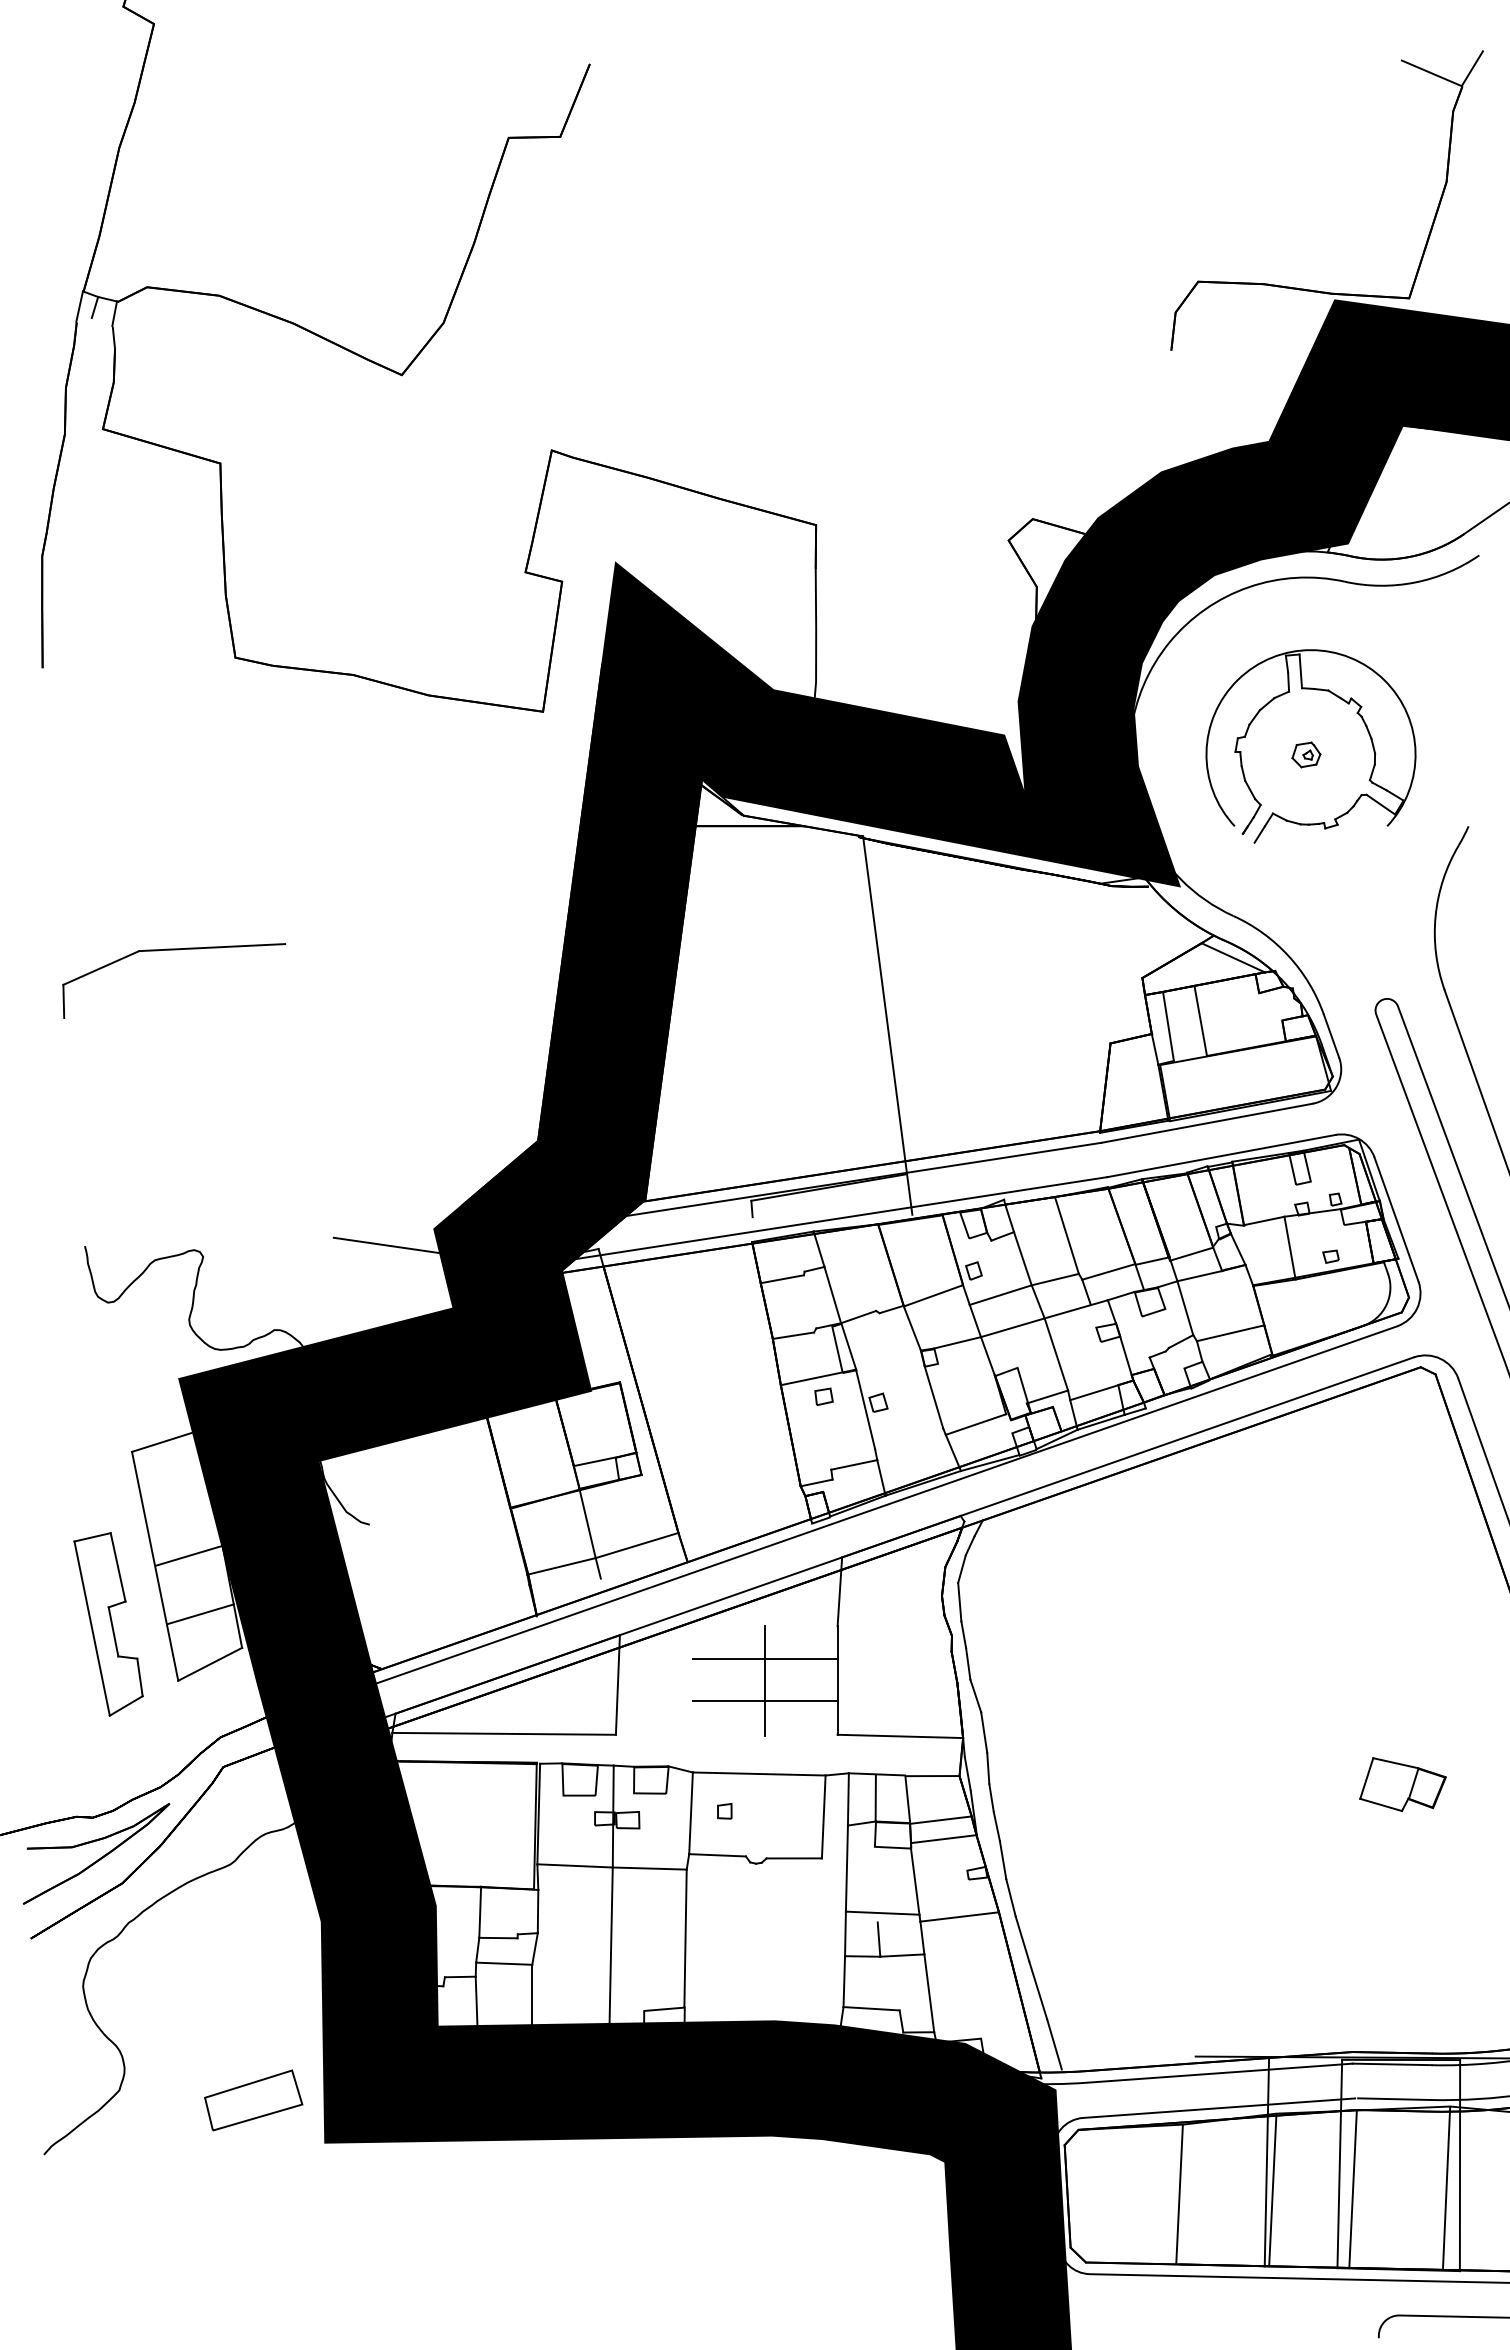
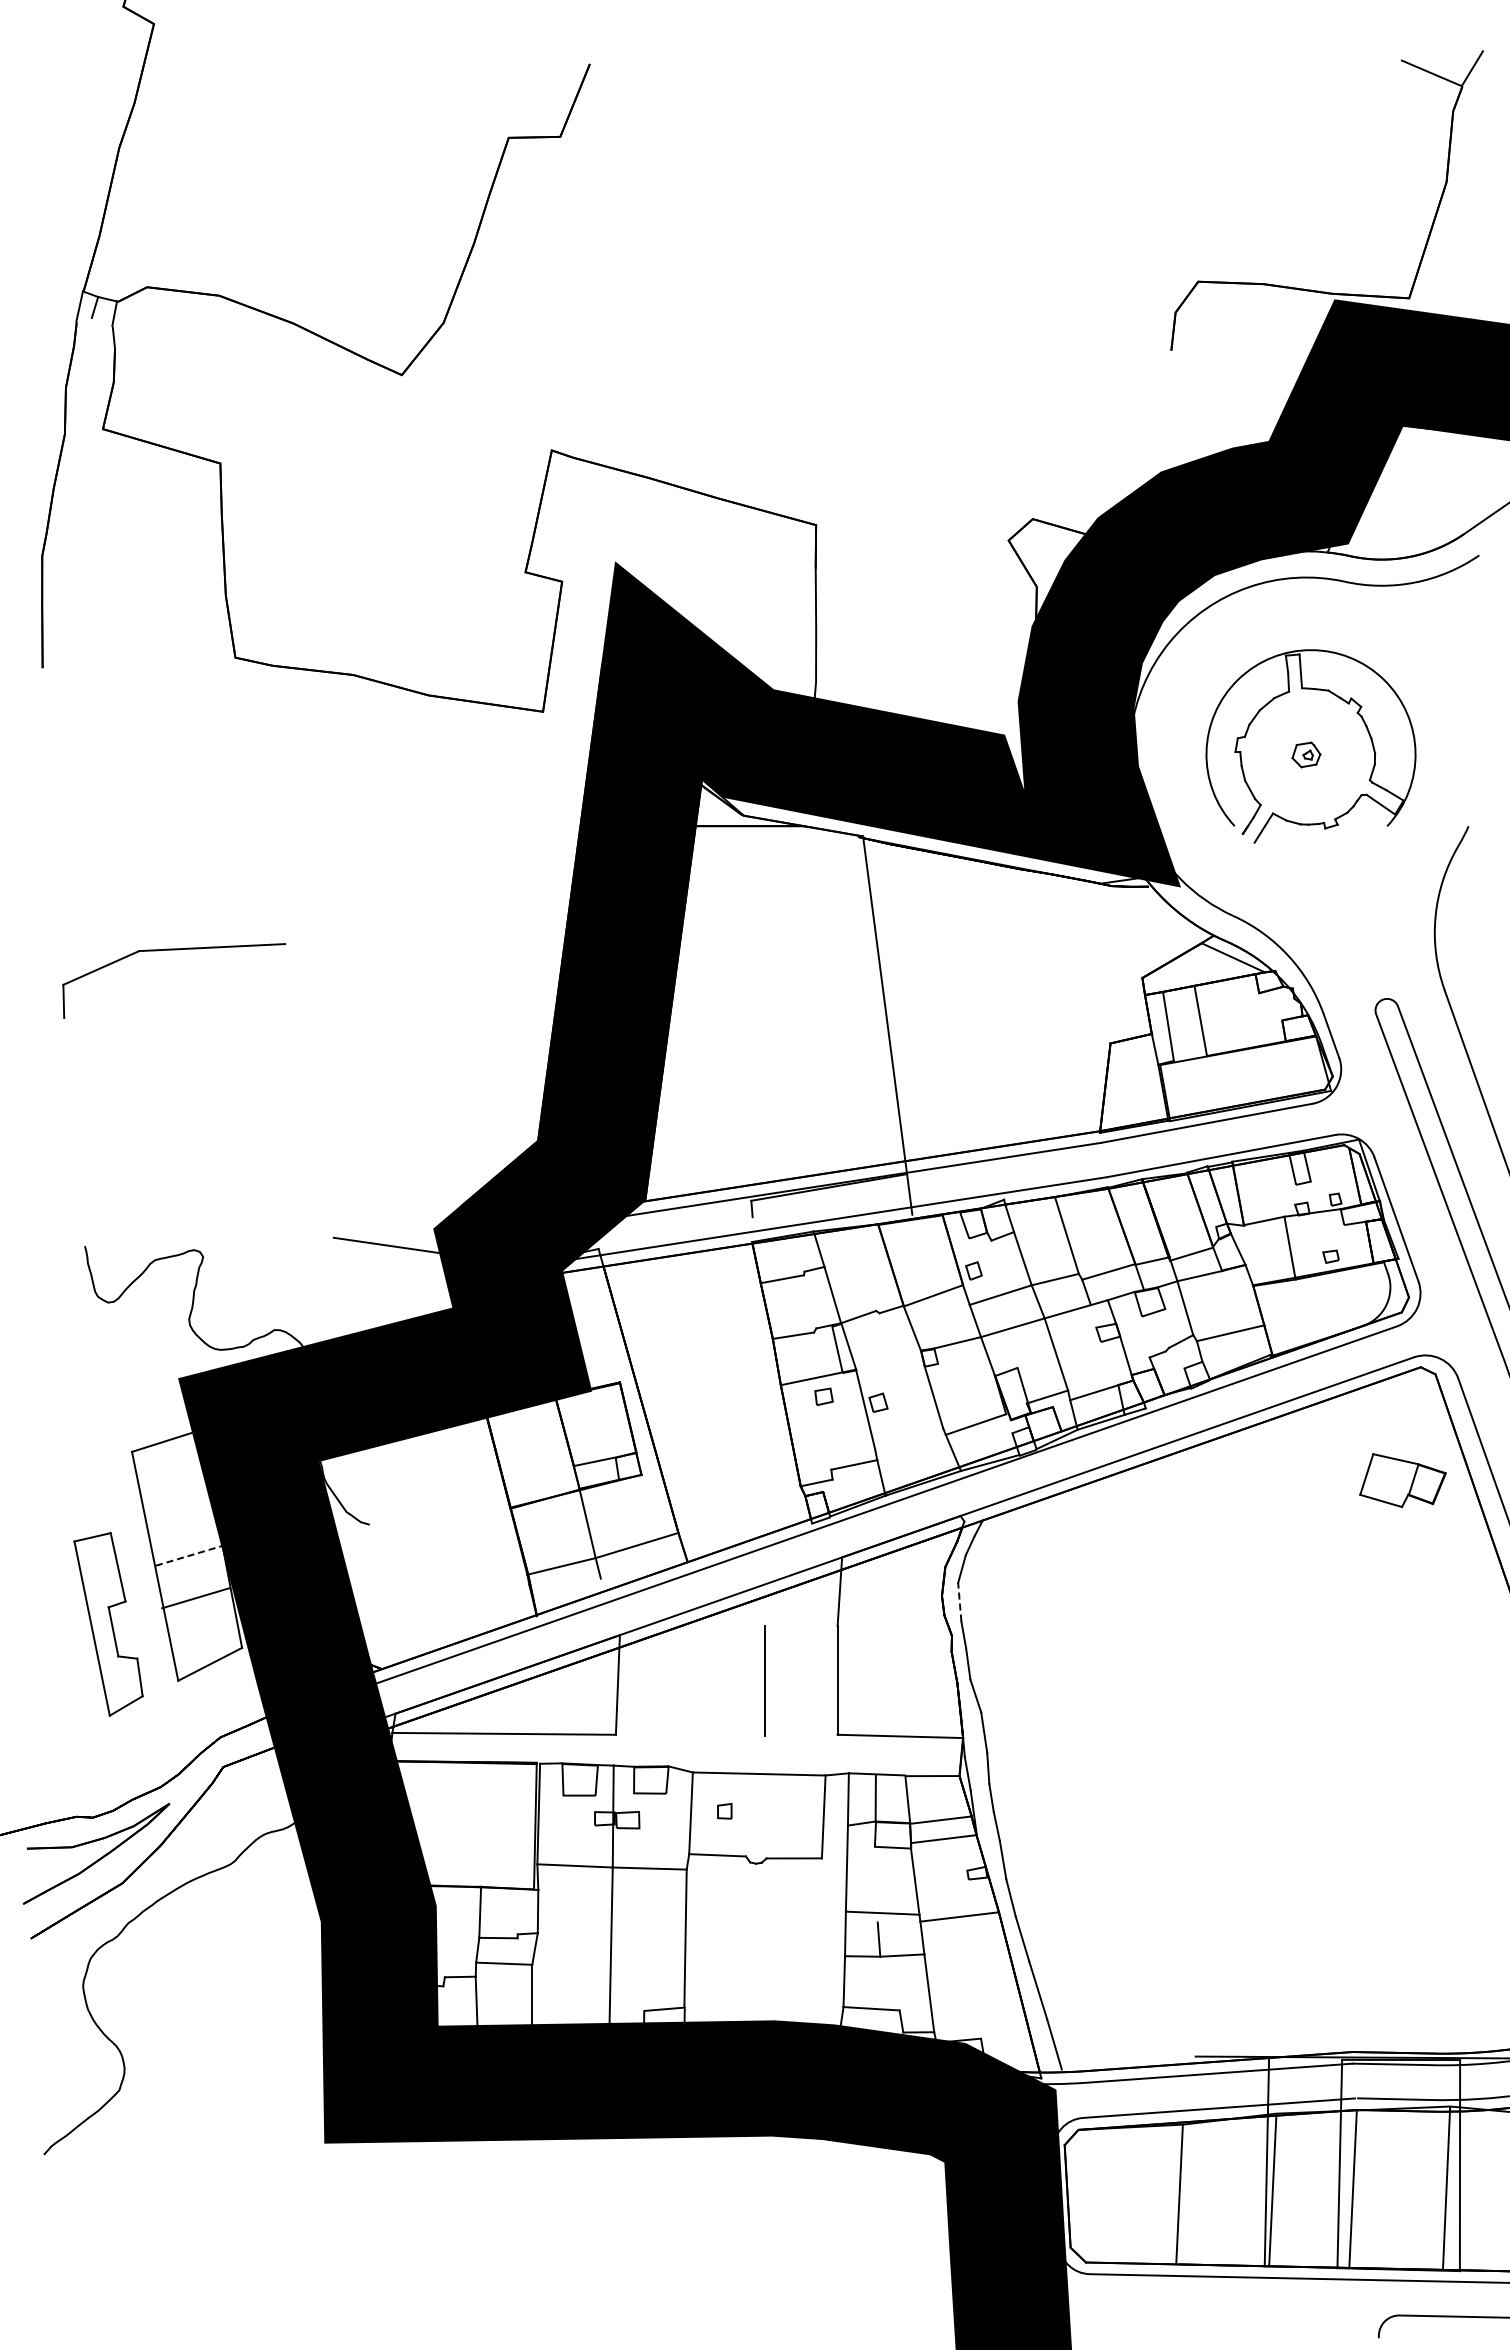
line: solid -> dashed (189, 1555)
line: solid -> dashed (959, 1601)
line position: (200, 1614) -> (195, 1598) (195, 1598)
line: present -> none (765, 1659)
line: present -> none (765, 1701)
part position: (1402, 1784) -> (1402, 1480) (1402, 1480)
part: present -> none (253, 2100)
